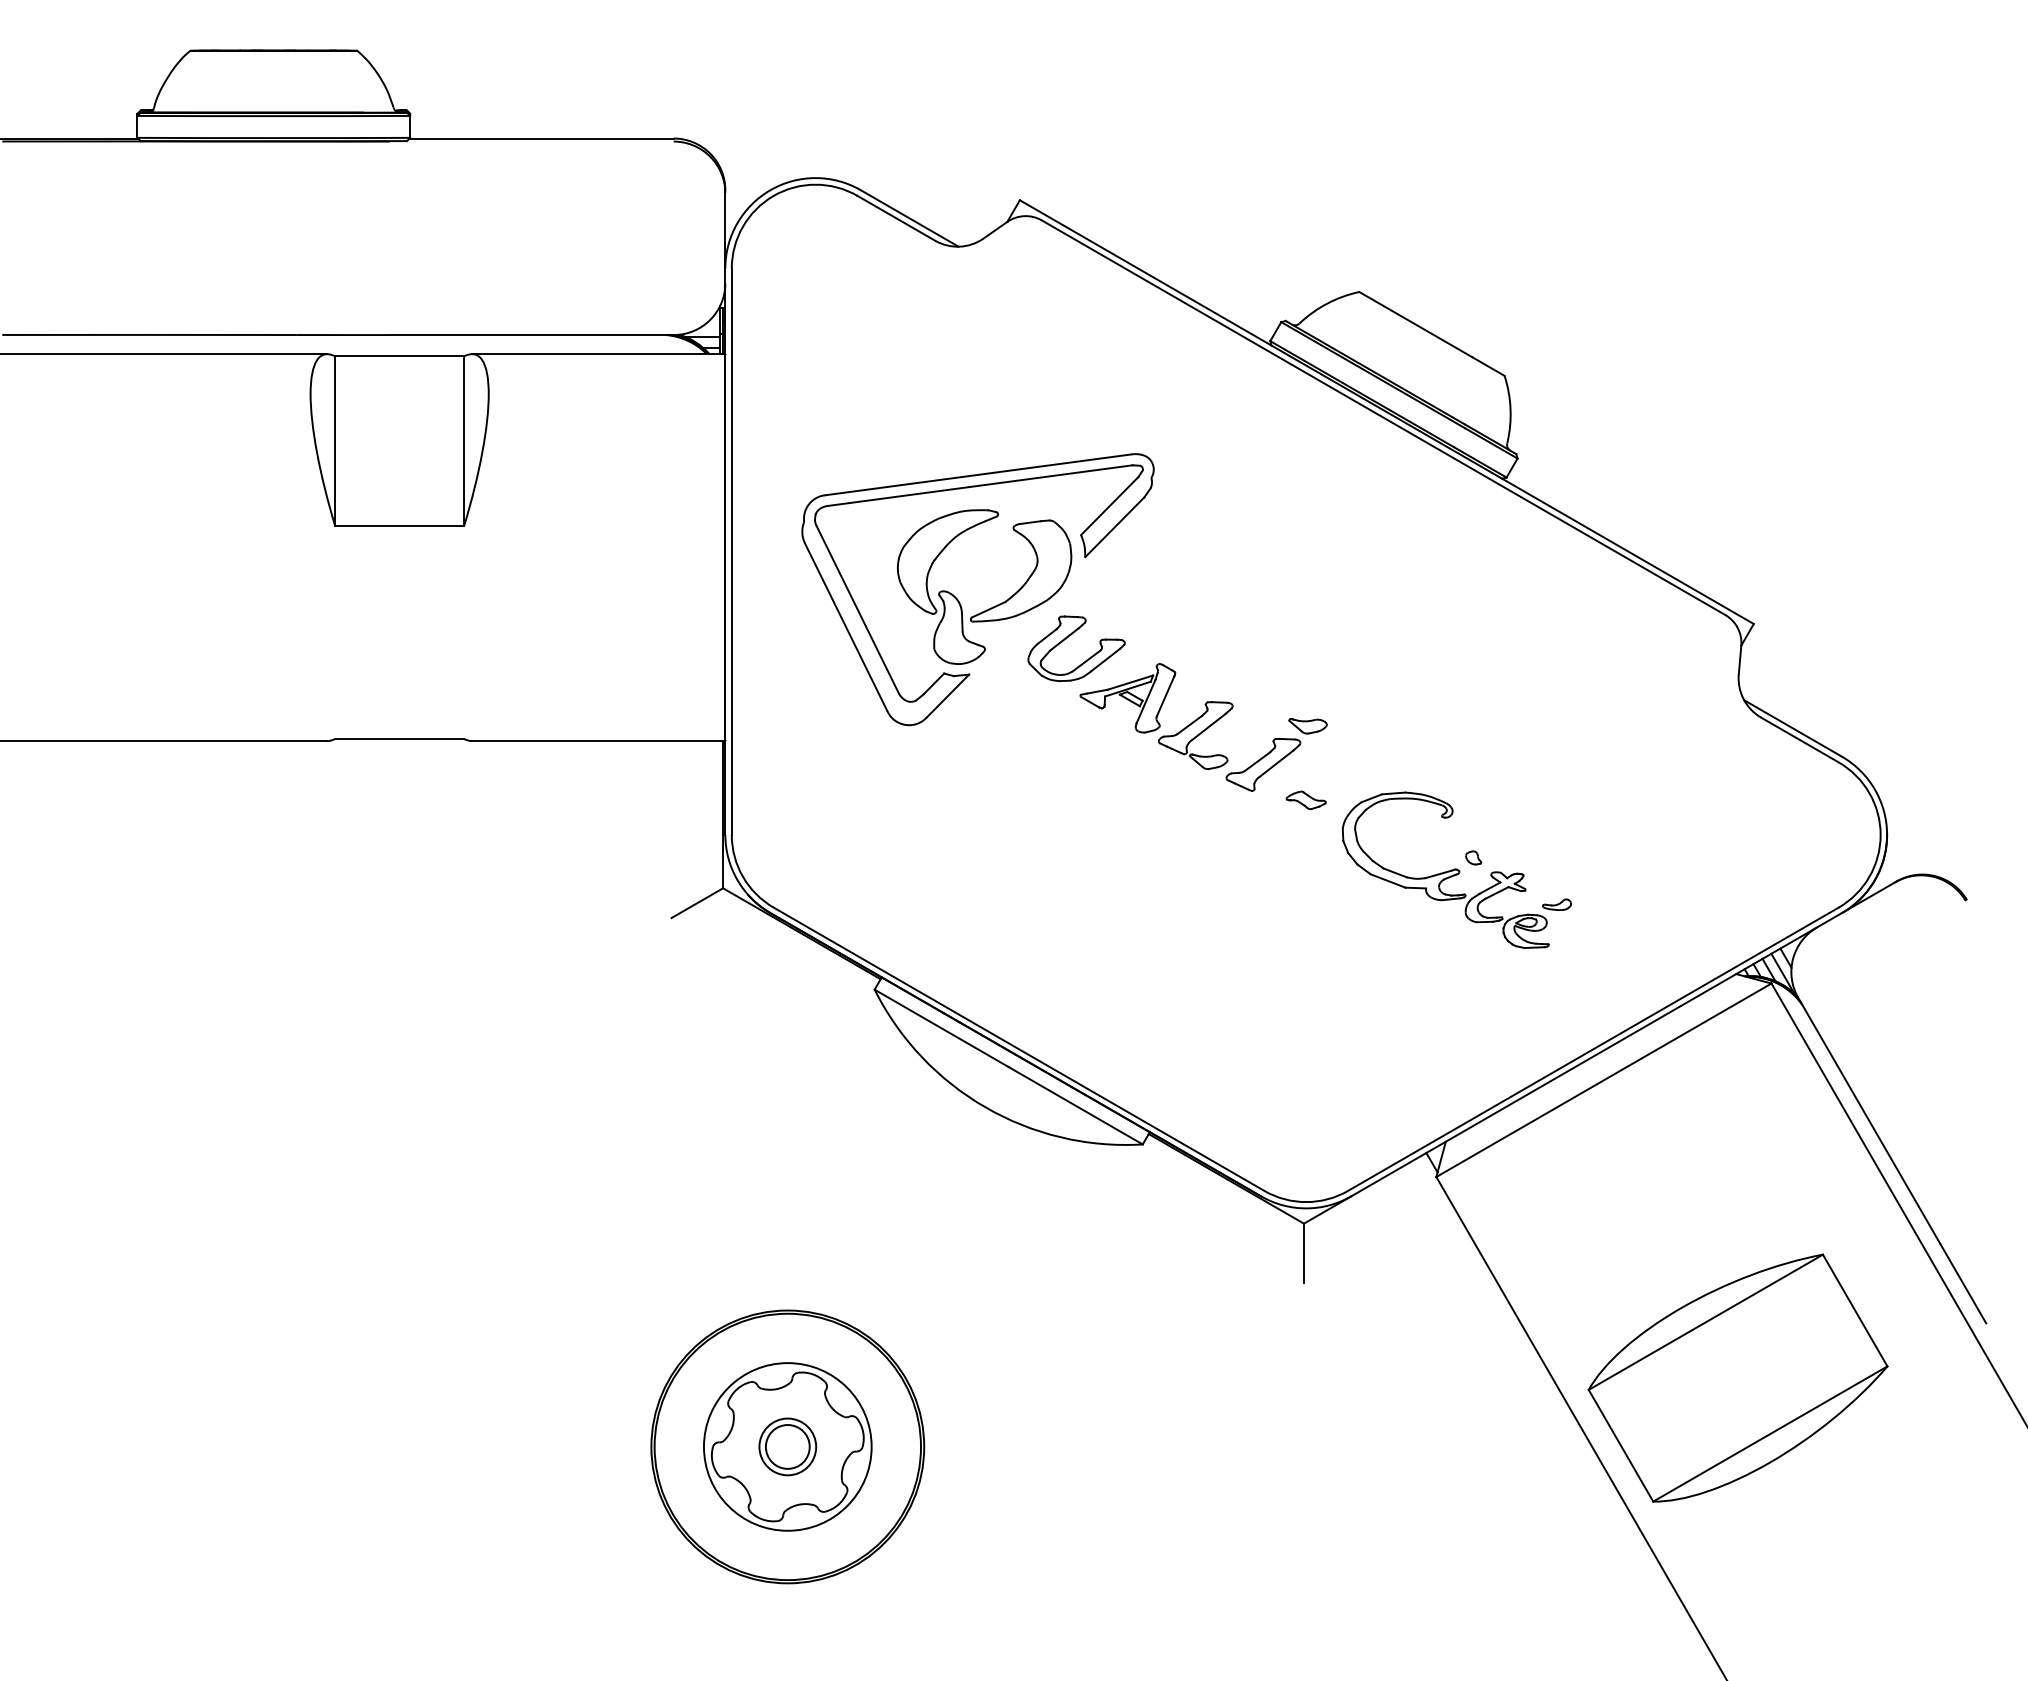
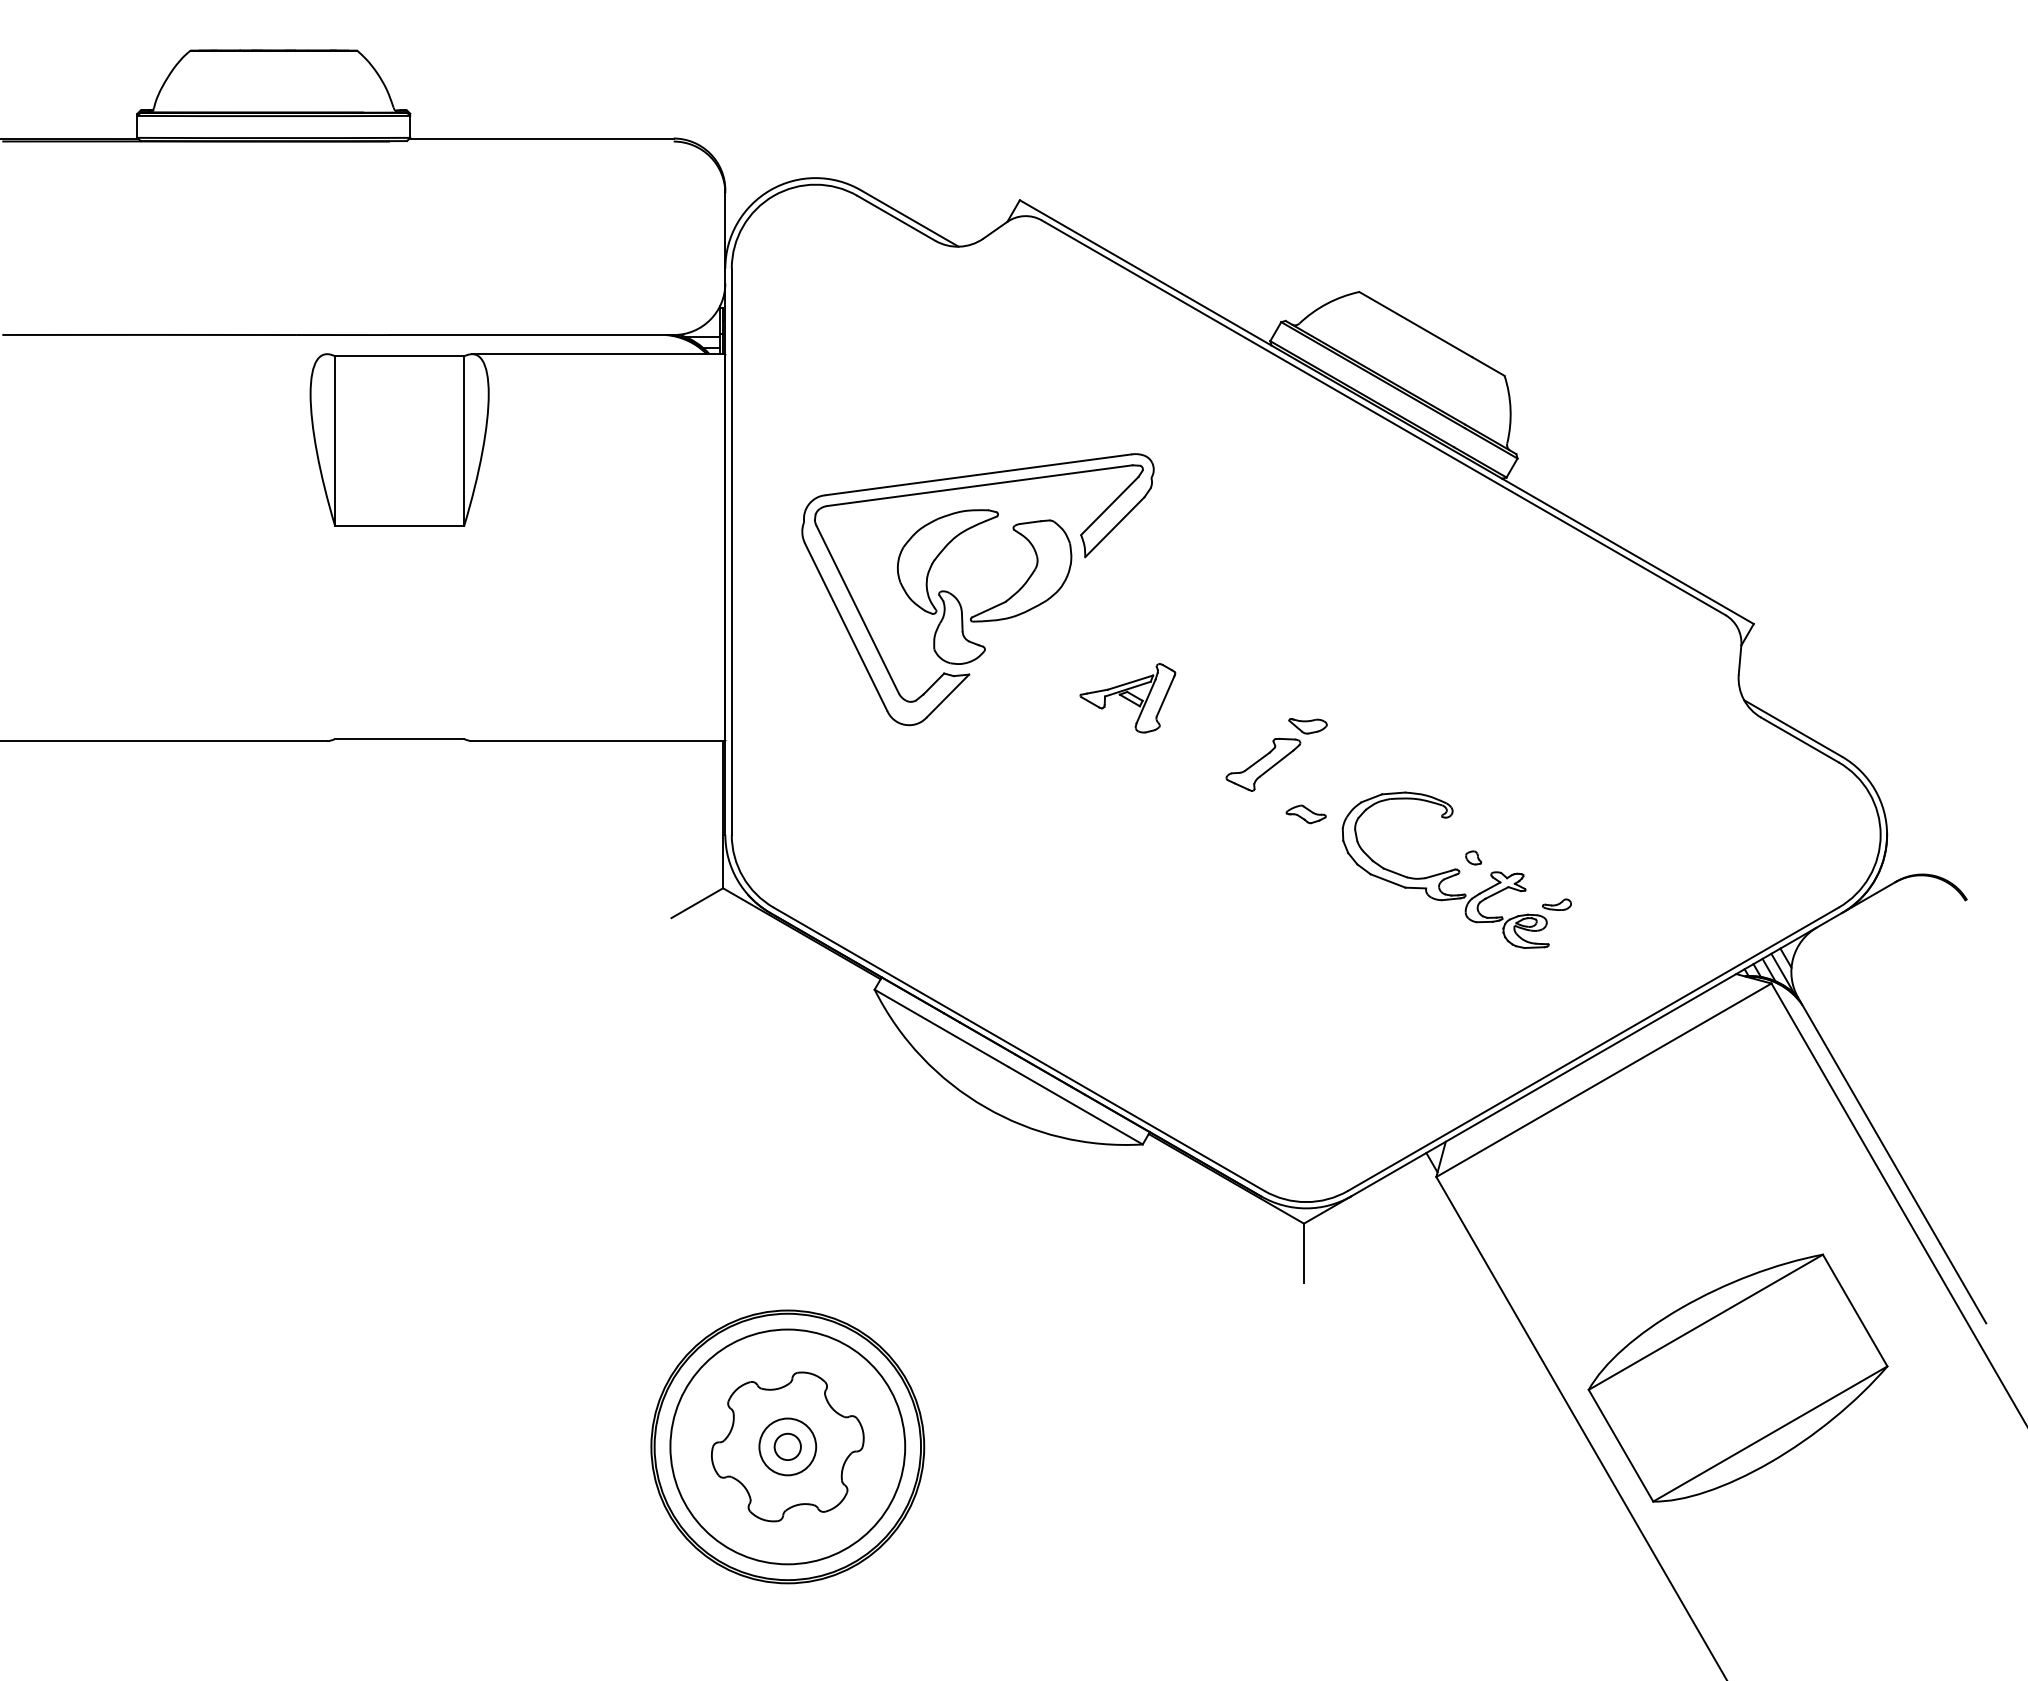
line: present -> none (164, 354)
part: present -> none (1067, 638)
part: present -> none (1195, 735)
part position: (1305, 800) -> (1305, 814) (1305, 814)
circle diameter: 168 px -> 235 px (787, 1446)
circle diameter: 44 px -> 26 px (787, 1446)
